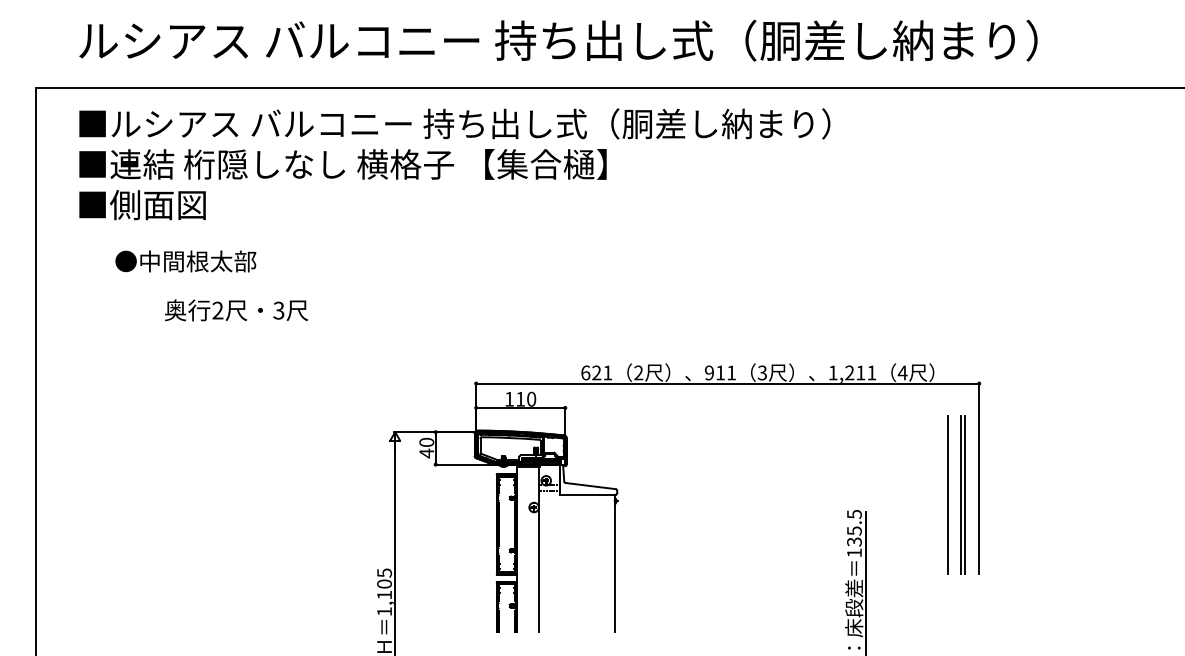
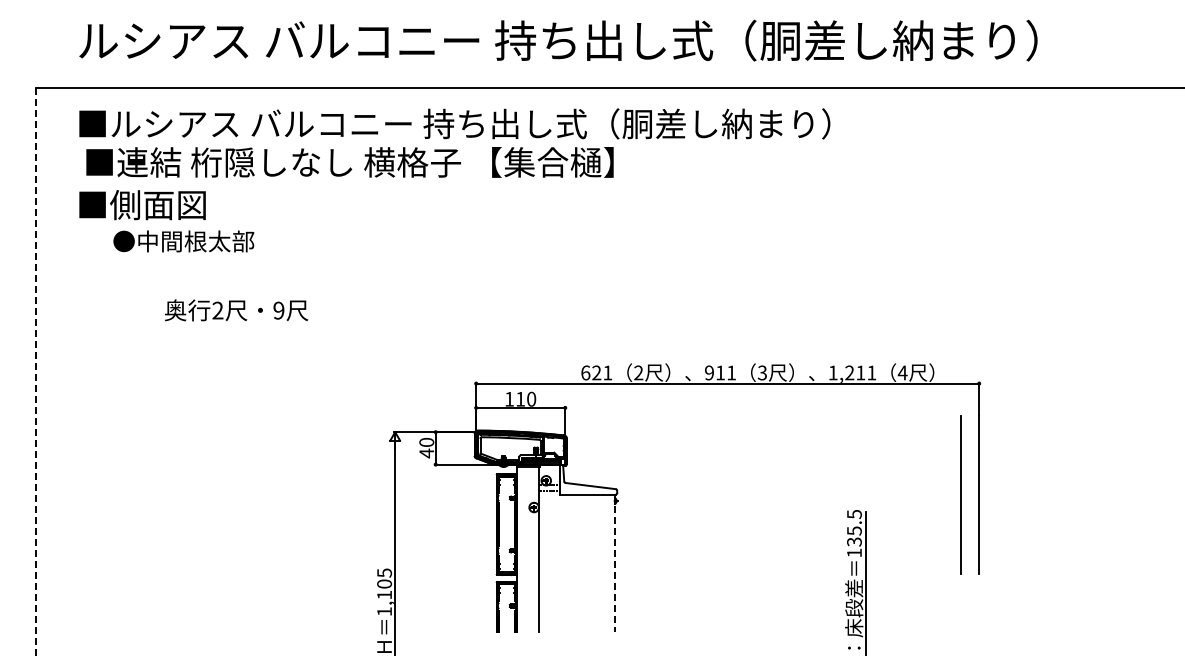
text position: (342, 164) -> (349, 162) (349, 162)
text position: (185, 261) -> (183, 241) (183, 241)
text: 3 -> 9 (278, 310)
line: solid -> dashed (35, 371)
line: present -> none (947, 494)
line: present -> none (964, 494)
line: solid -> dashed (614, 563)
